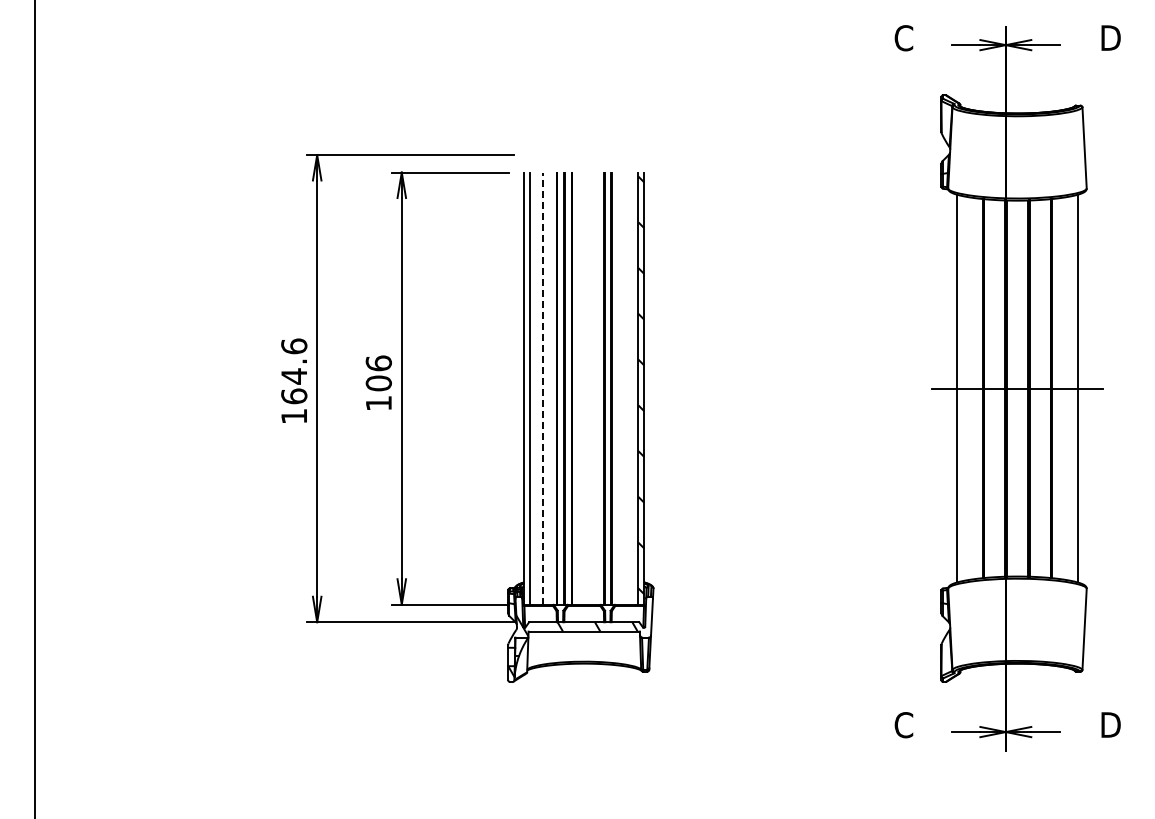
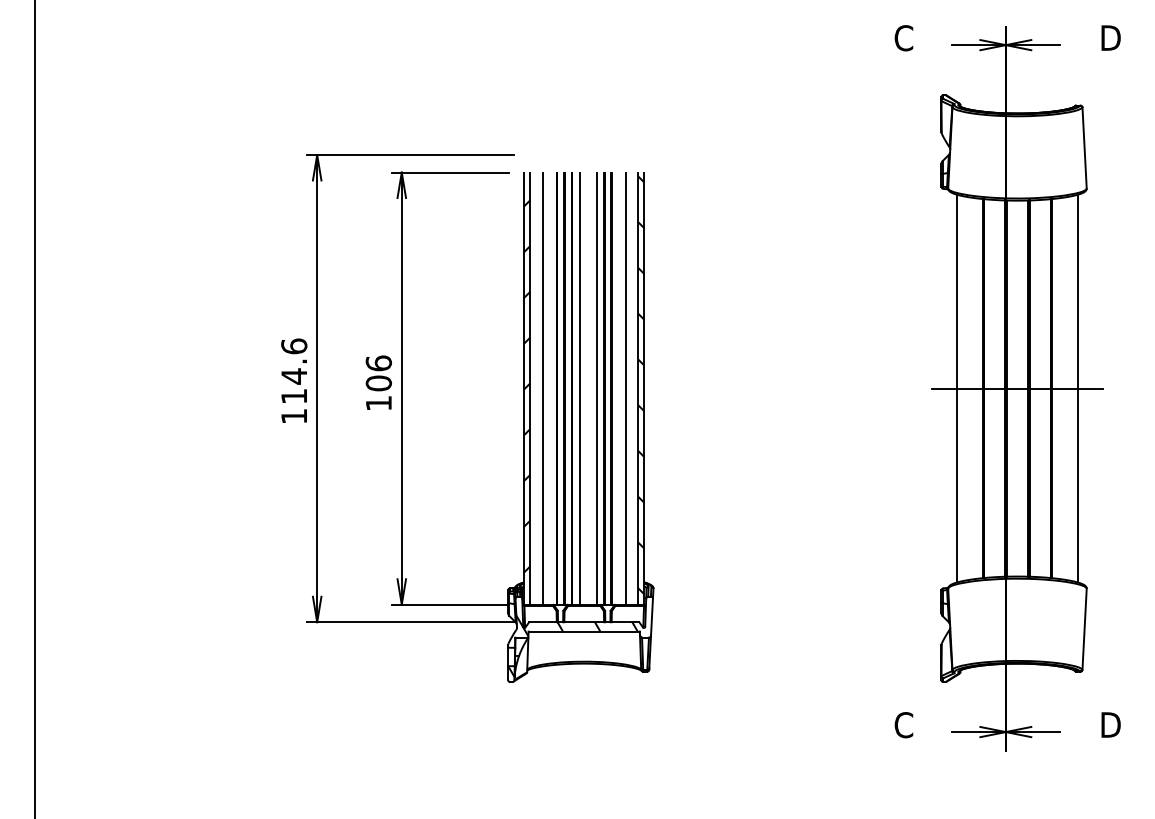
hatch: none -> present (527, 386)
line: dashed -> solid (542, 388)
line: none -> present (580, 388)
line: none -> present (597, 388)
line: none -> present (625, 388)
text: 164.6 -> 114.6 (294, 396)
